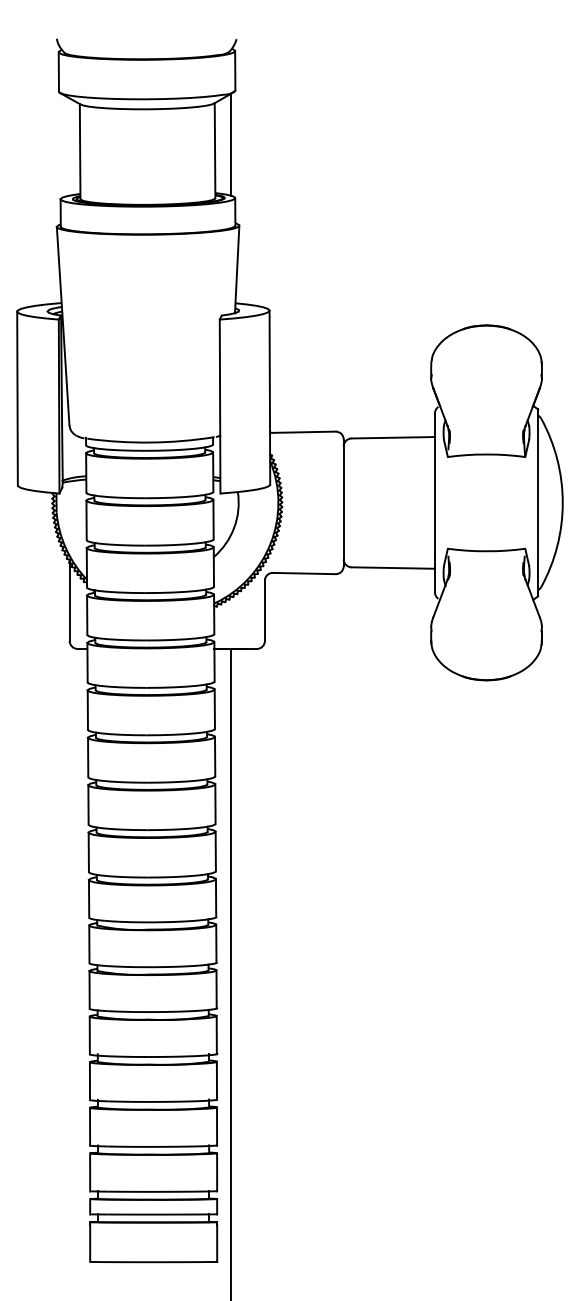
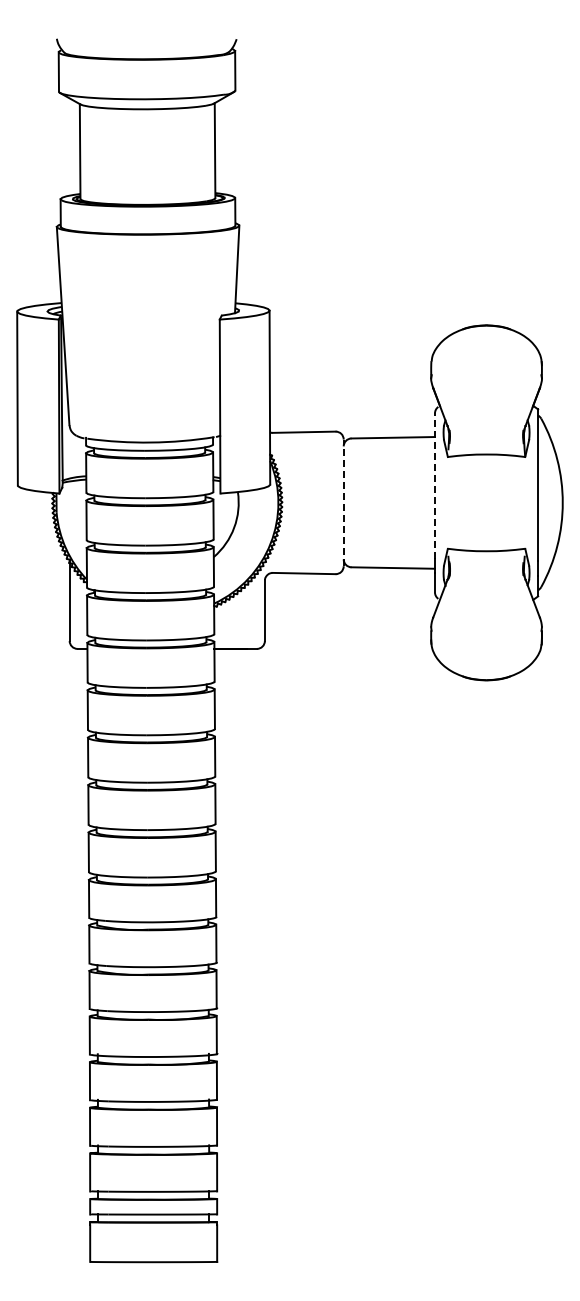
line: present -> none (230, 144)
line: solid -> dashed (434, 486)
line: solid -> dashed (343, 502)
line: present -> none (230, 973)
